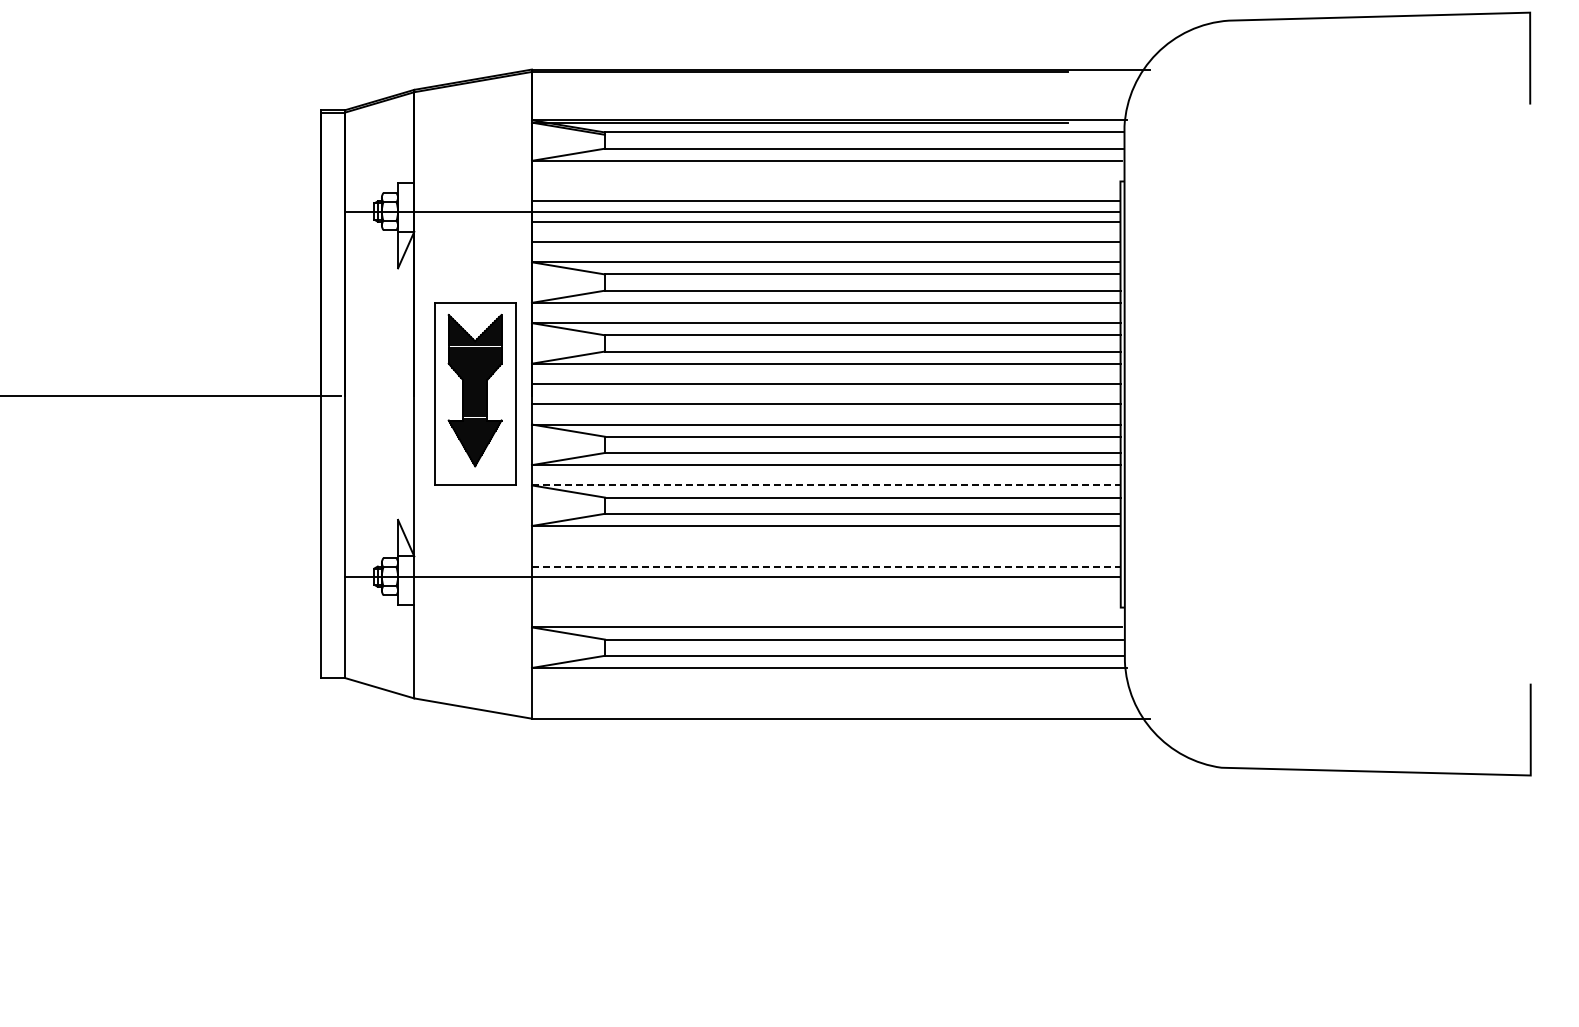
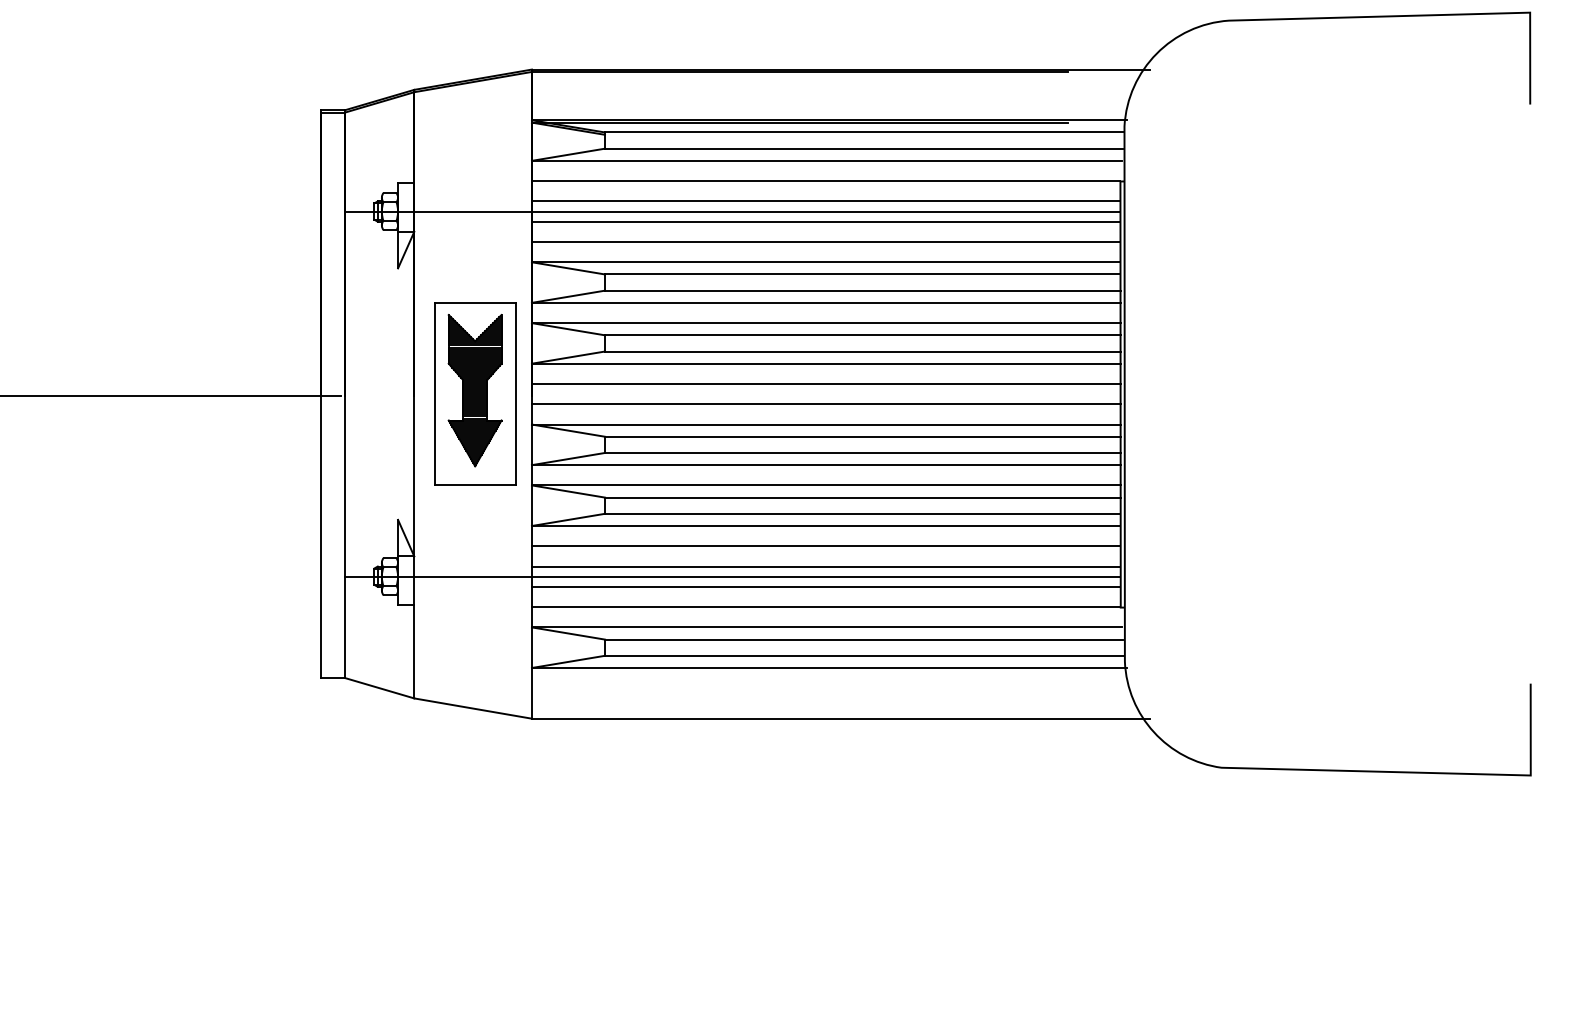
line: none -> present (825, 181)
line: dashed -> solid (826, 485)
line: none -> present (825, 546)
line: dashed -> solid (826, 566)
line: none -> present (825, 586)
line: none -> present (825, 607)
